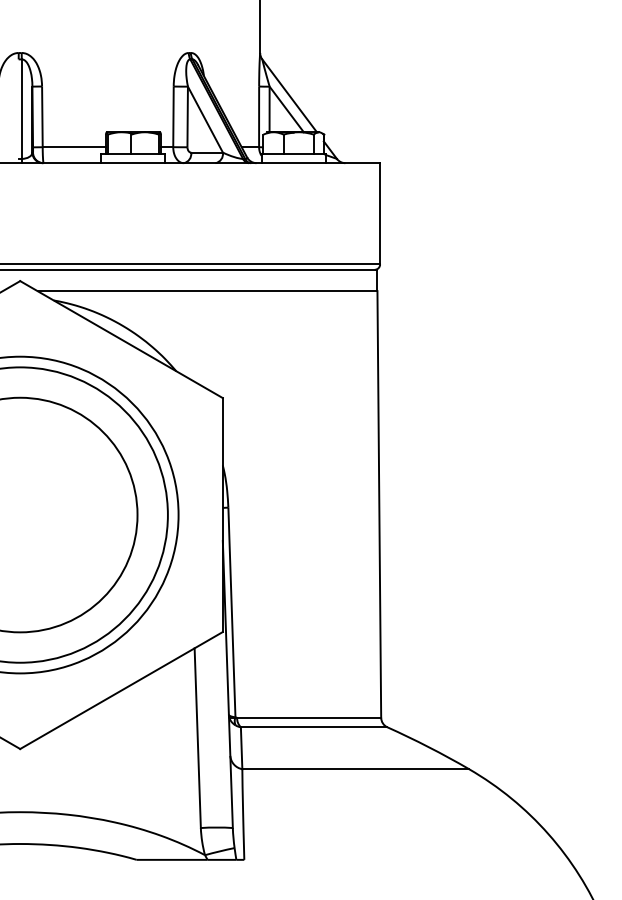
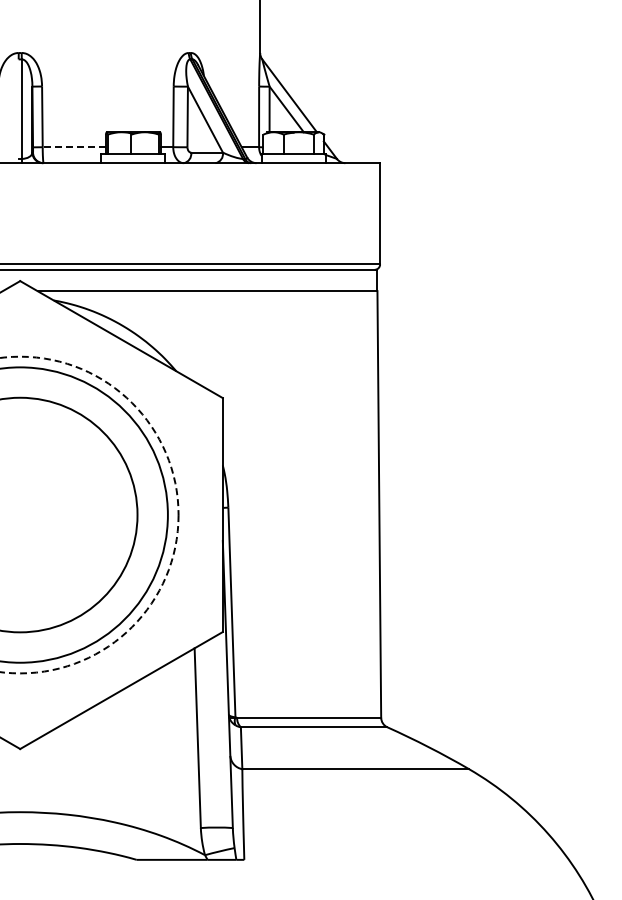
line: solid -> dashed (74, 147)
circle: solid -> dashed (89, 514)
